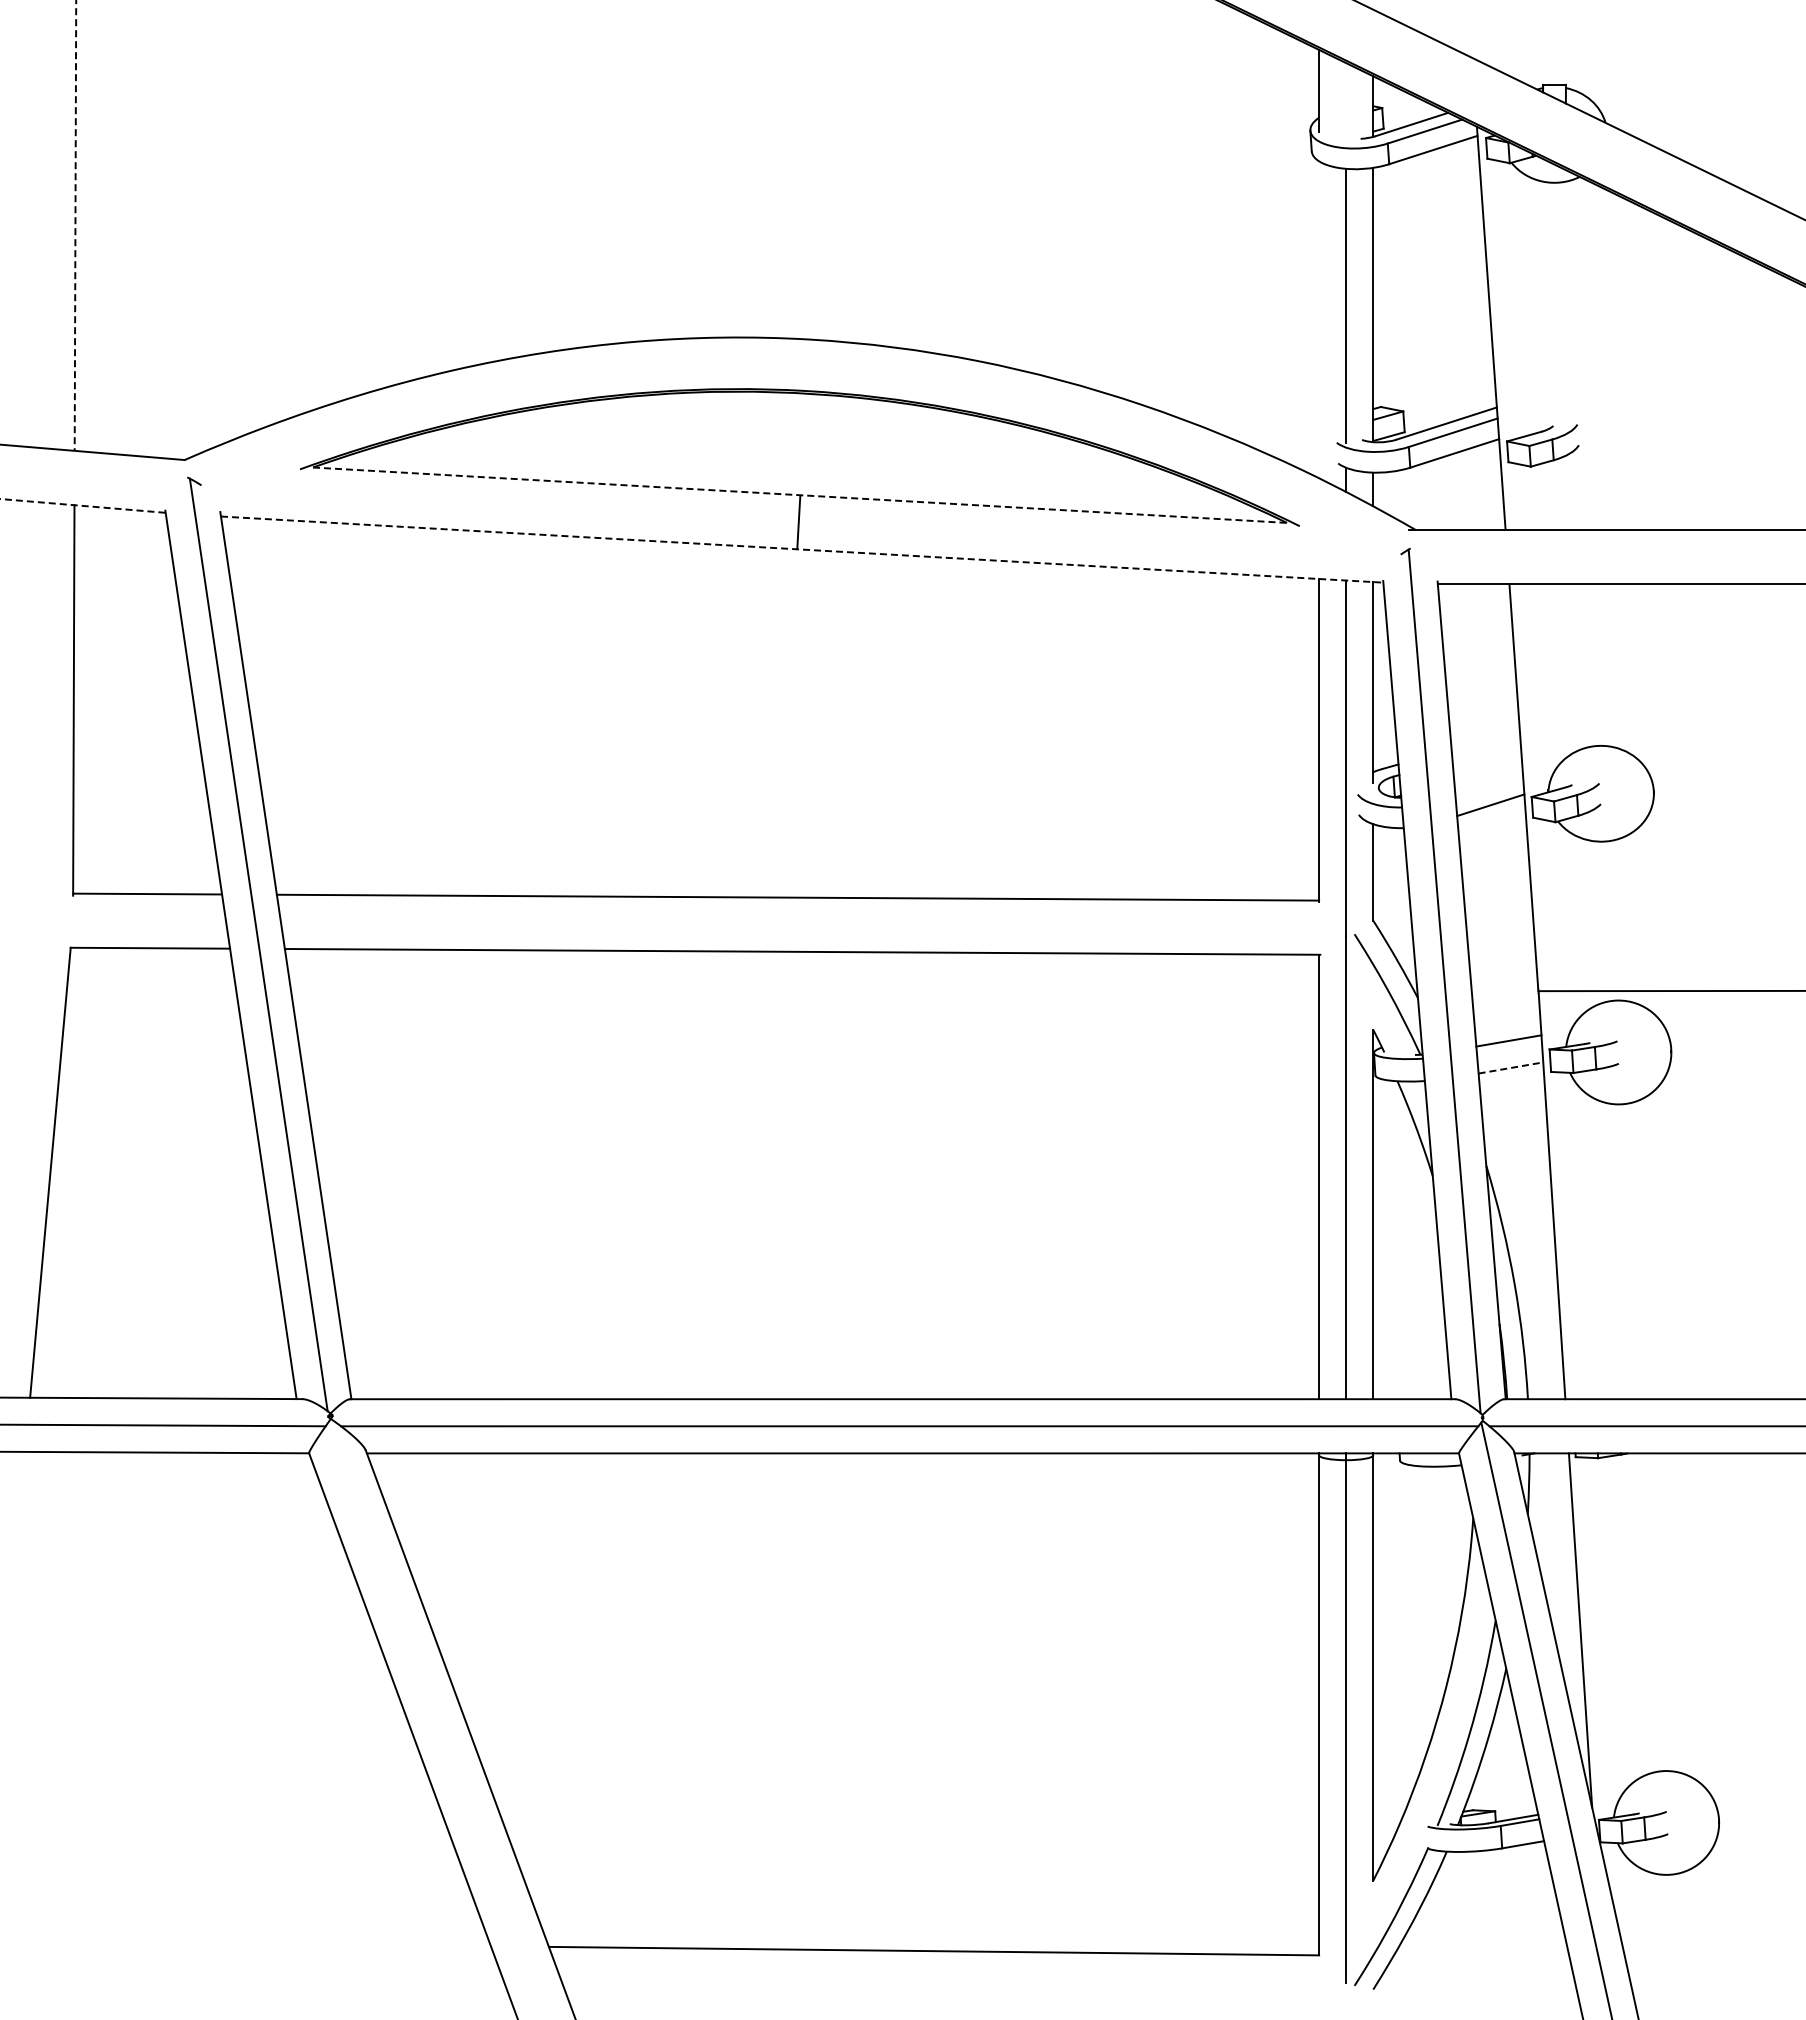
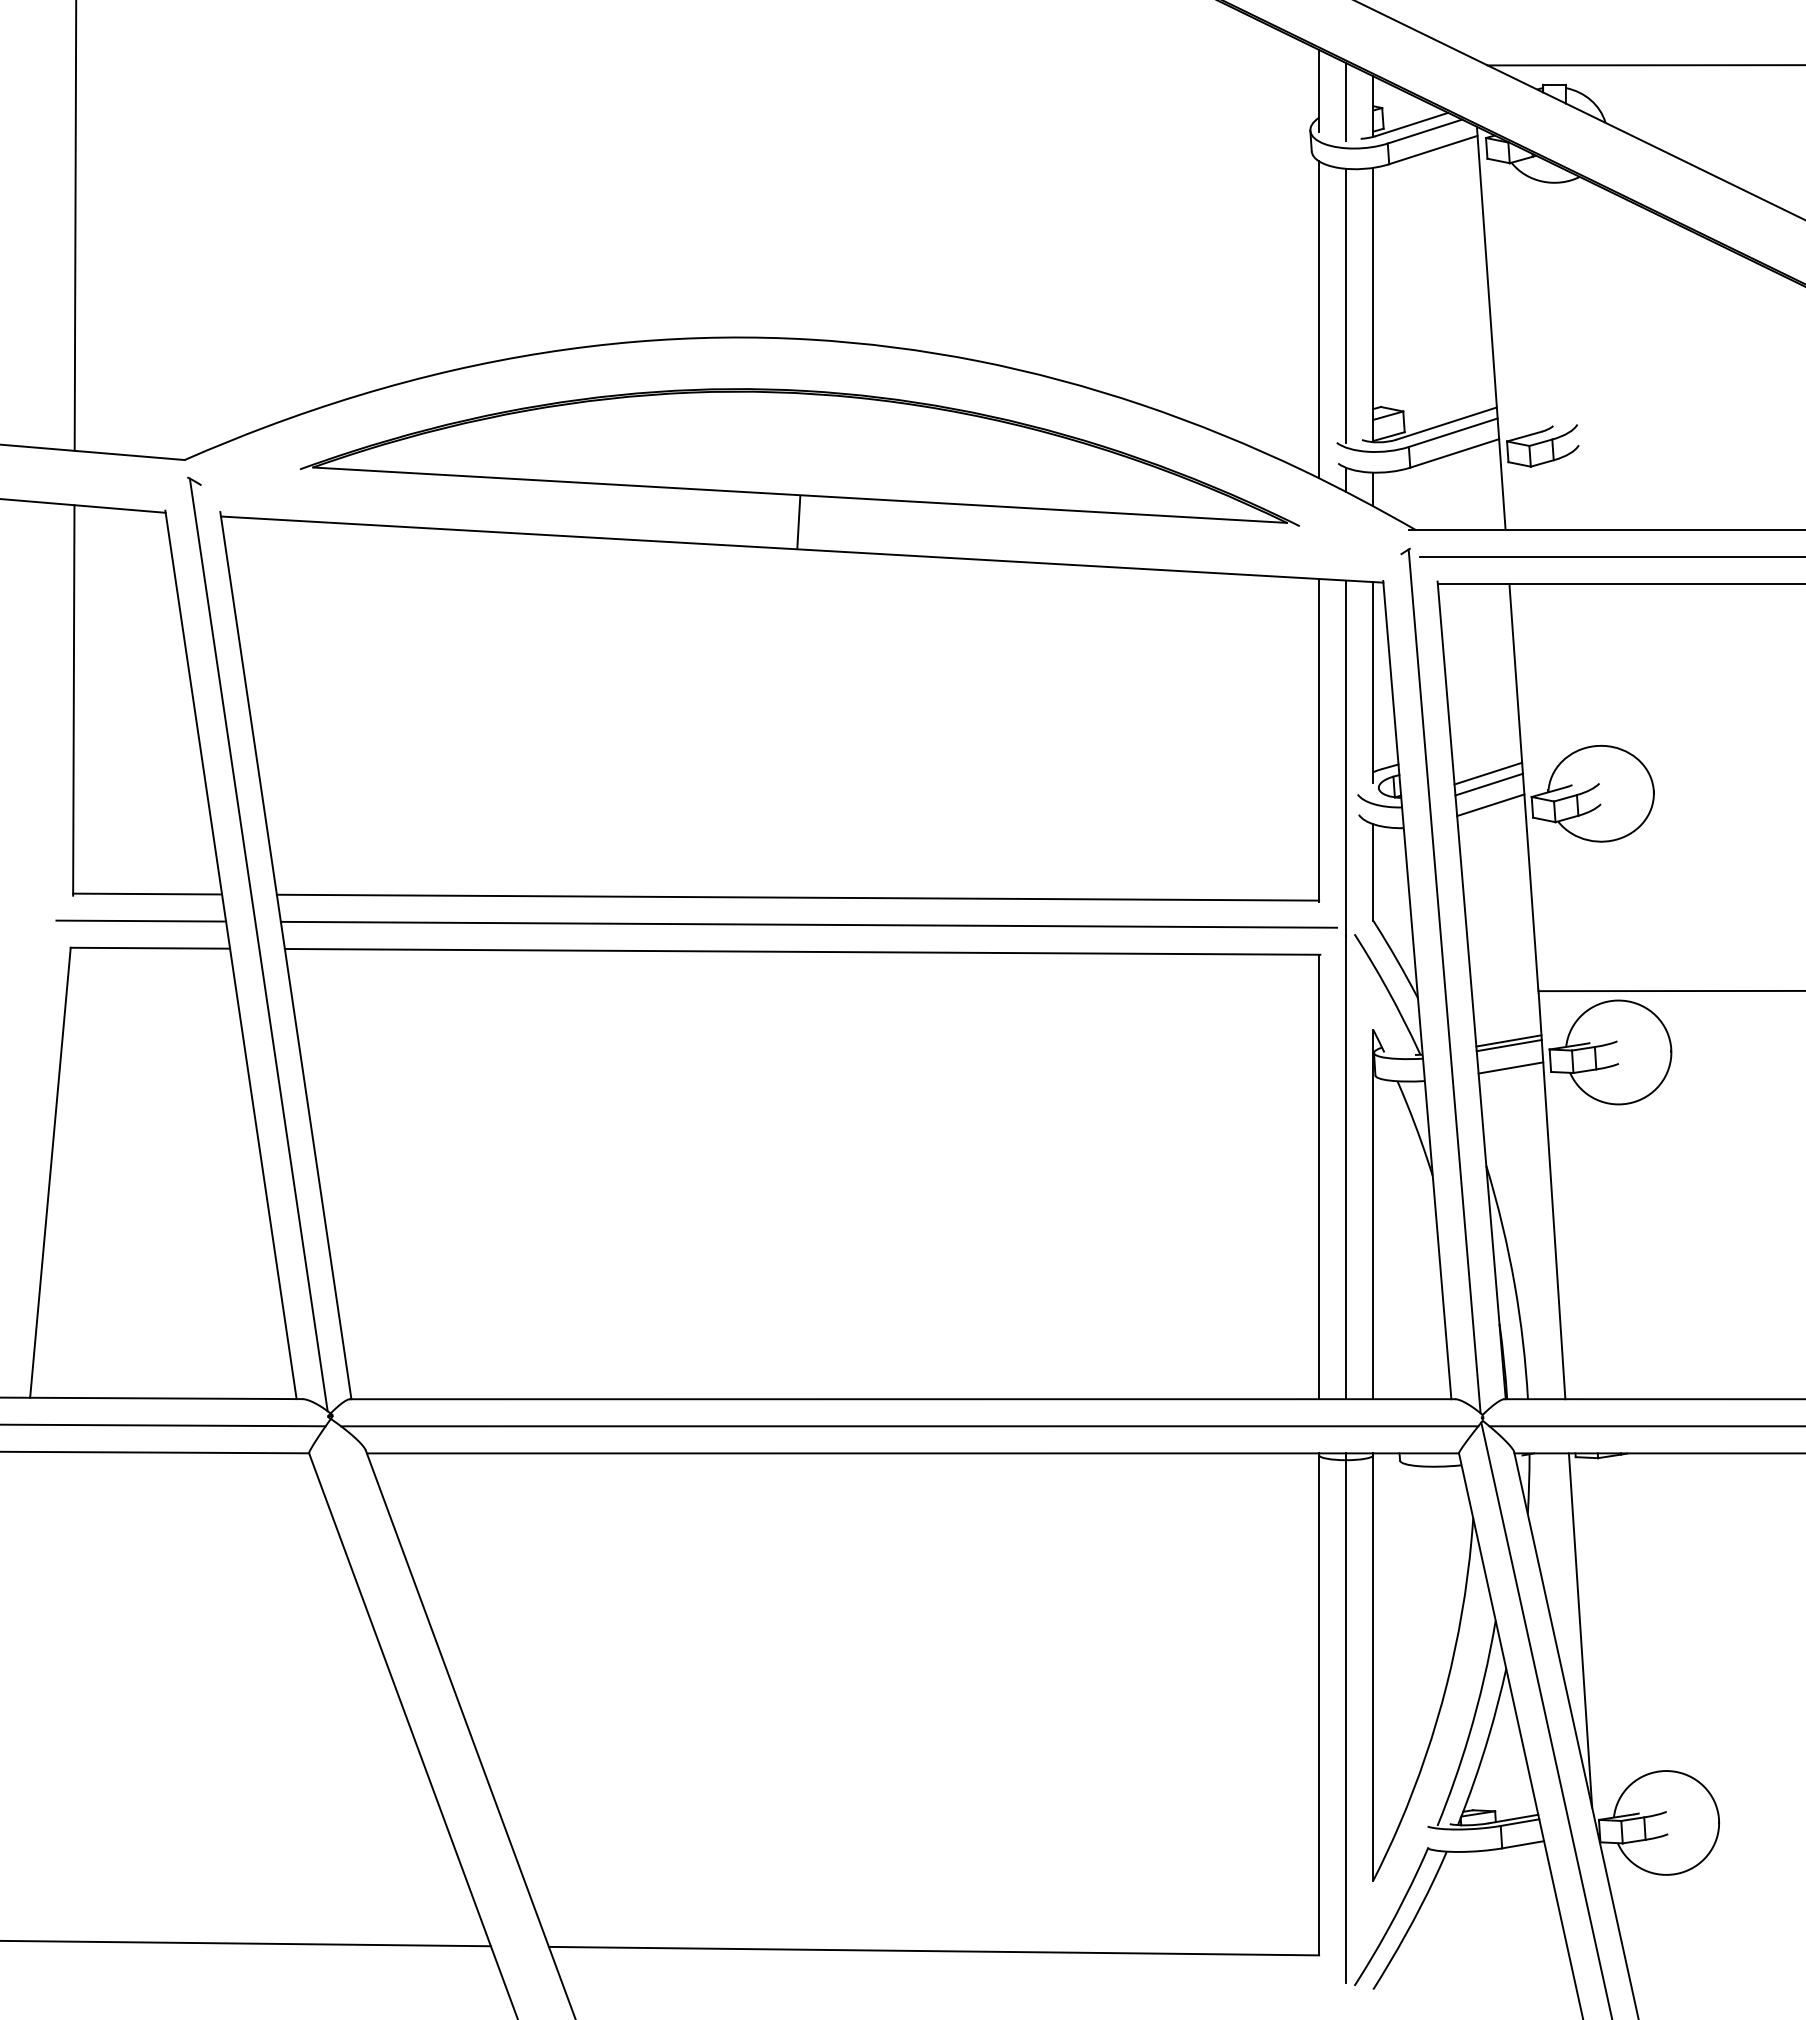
line: none -> present (1644, 65)
line: none -> present (1346, 102)
line: dashed -> solid (75, 226)
line: none -> present (1319, 319)
line: dashed -> solid (800, 495)
line: dashed -> solid (83, 505)
line: dashed -> solid (802, 549)
line: none -> present (1610, 556)
line: none -> present (1488, 773)
line: none -> present (1488, 784)
line: none -> present (141, 920)
line: none -> present (808, 924)
line: none -> present (1508, 1045)
line: dashed -> solid (1510, 1067)
line: none -> present (246, 1943)
